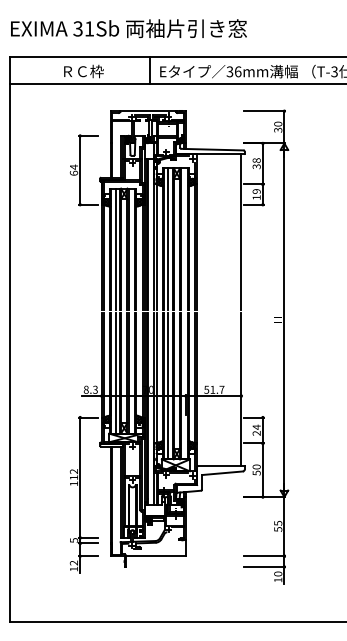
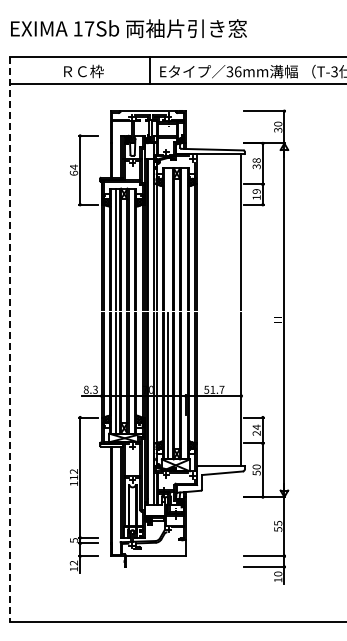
text: 31Sb -> 17Sb (83, 28)
line: present -> none (168, 239)
line: solid -> dashed (10, 340)
